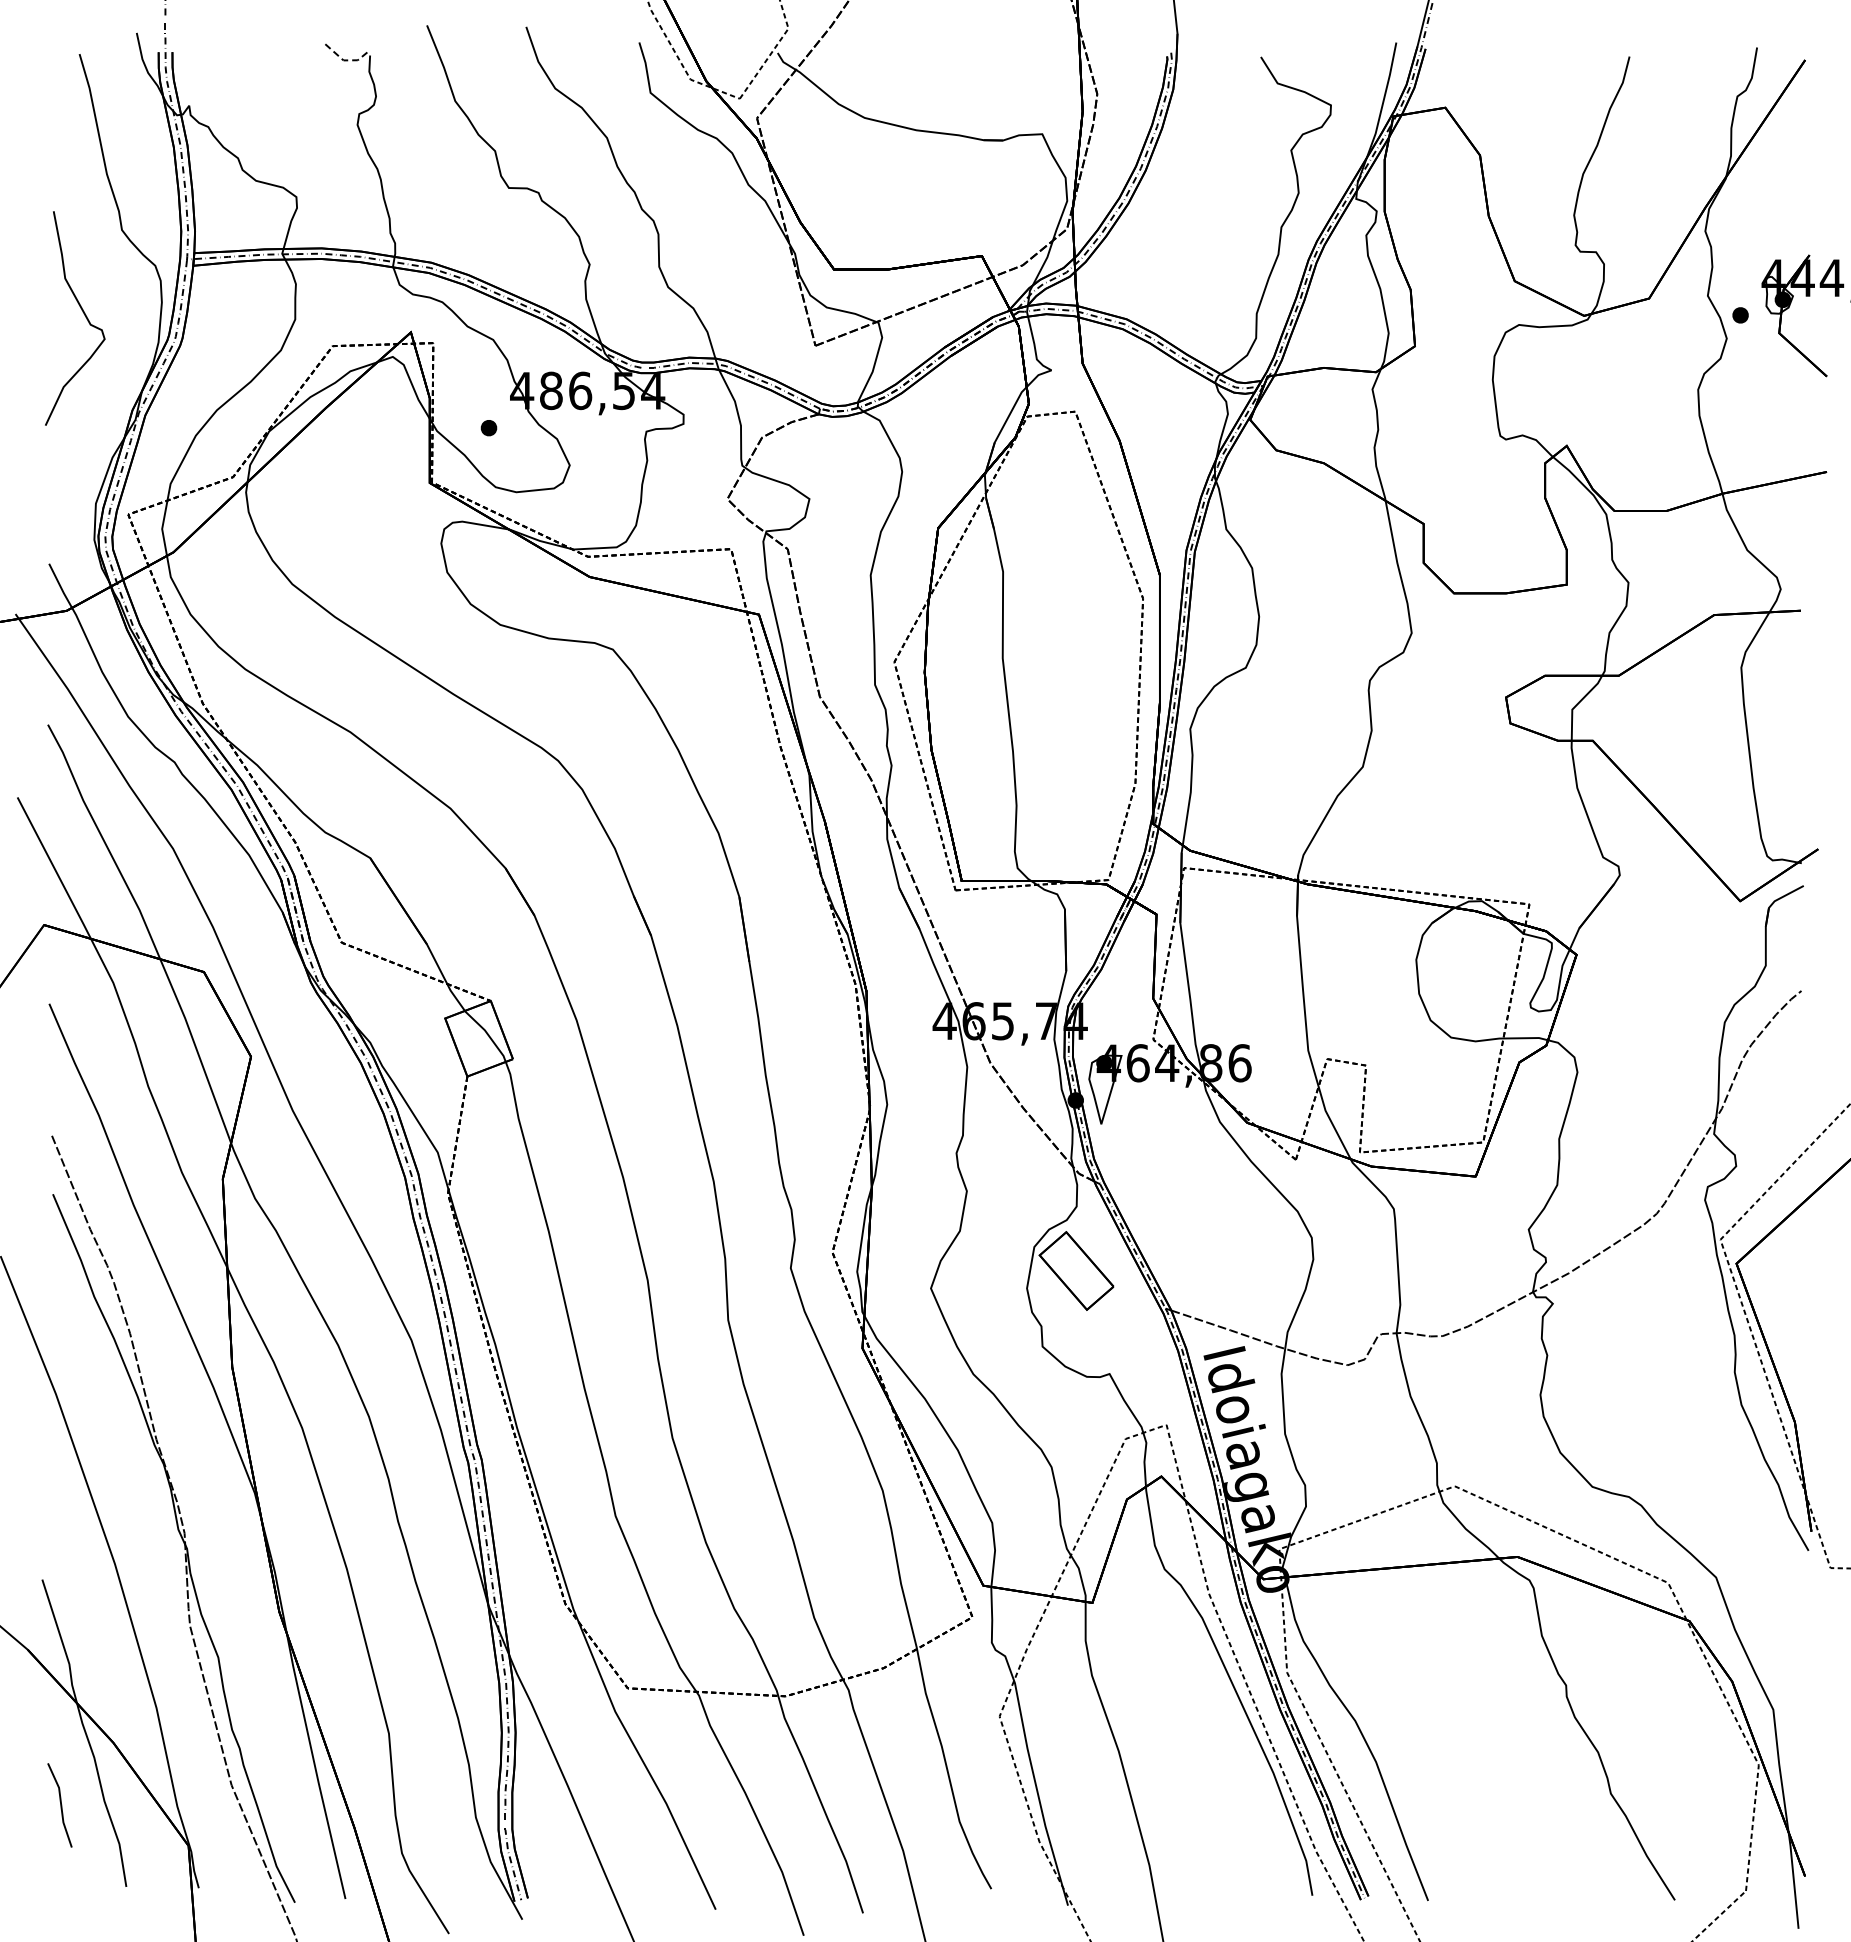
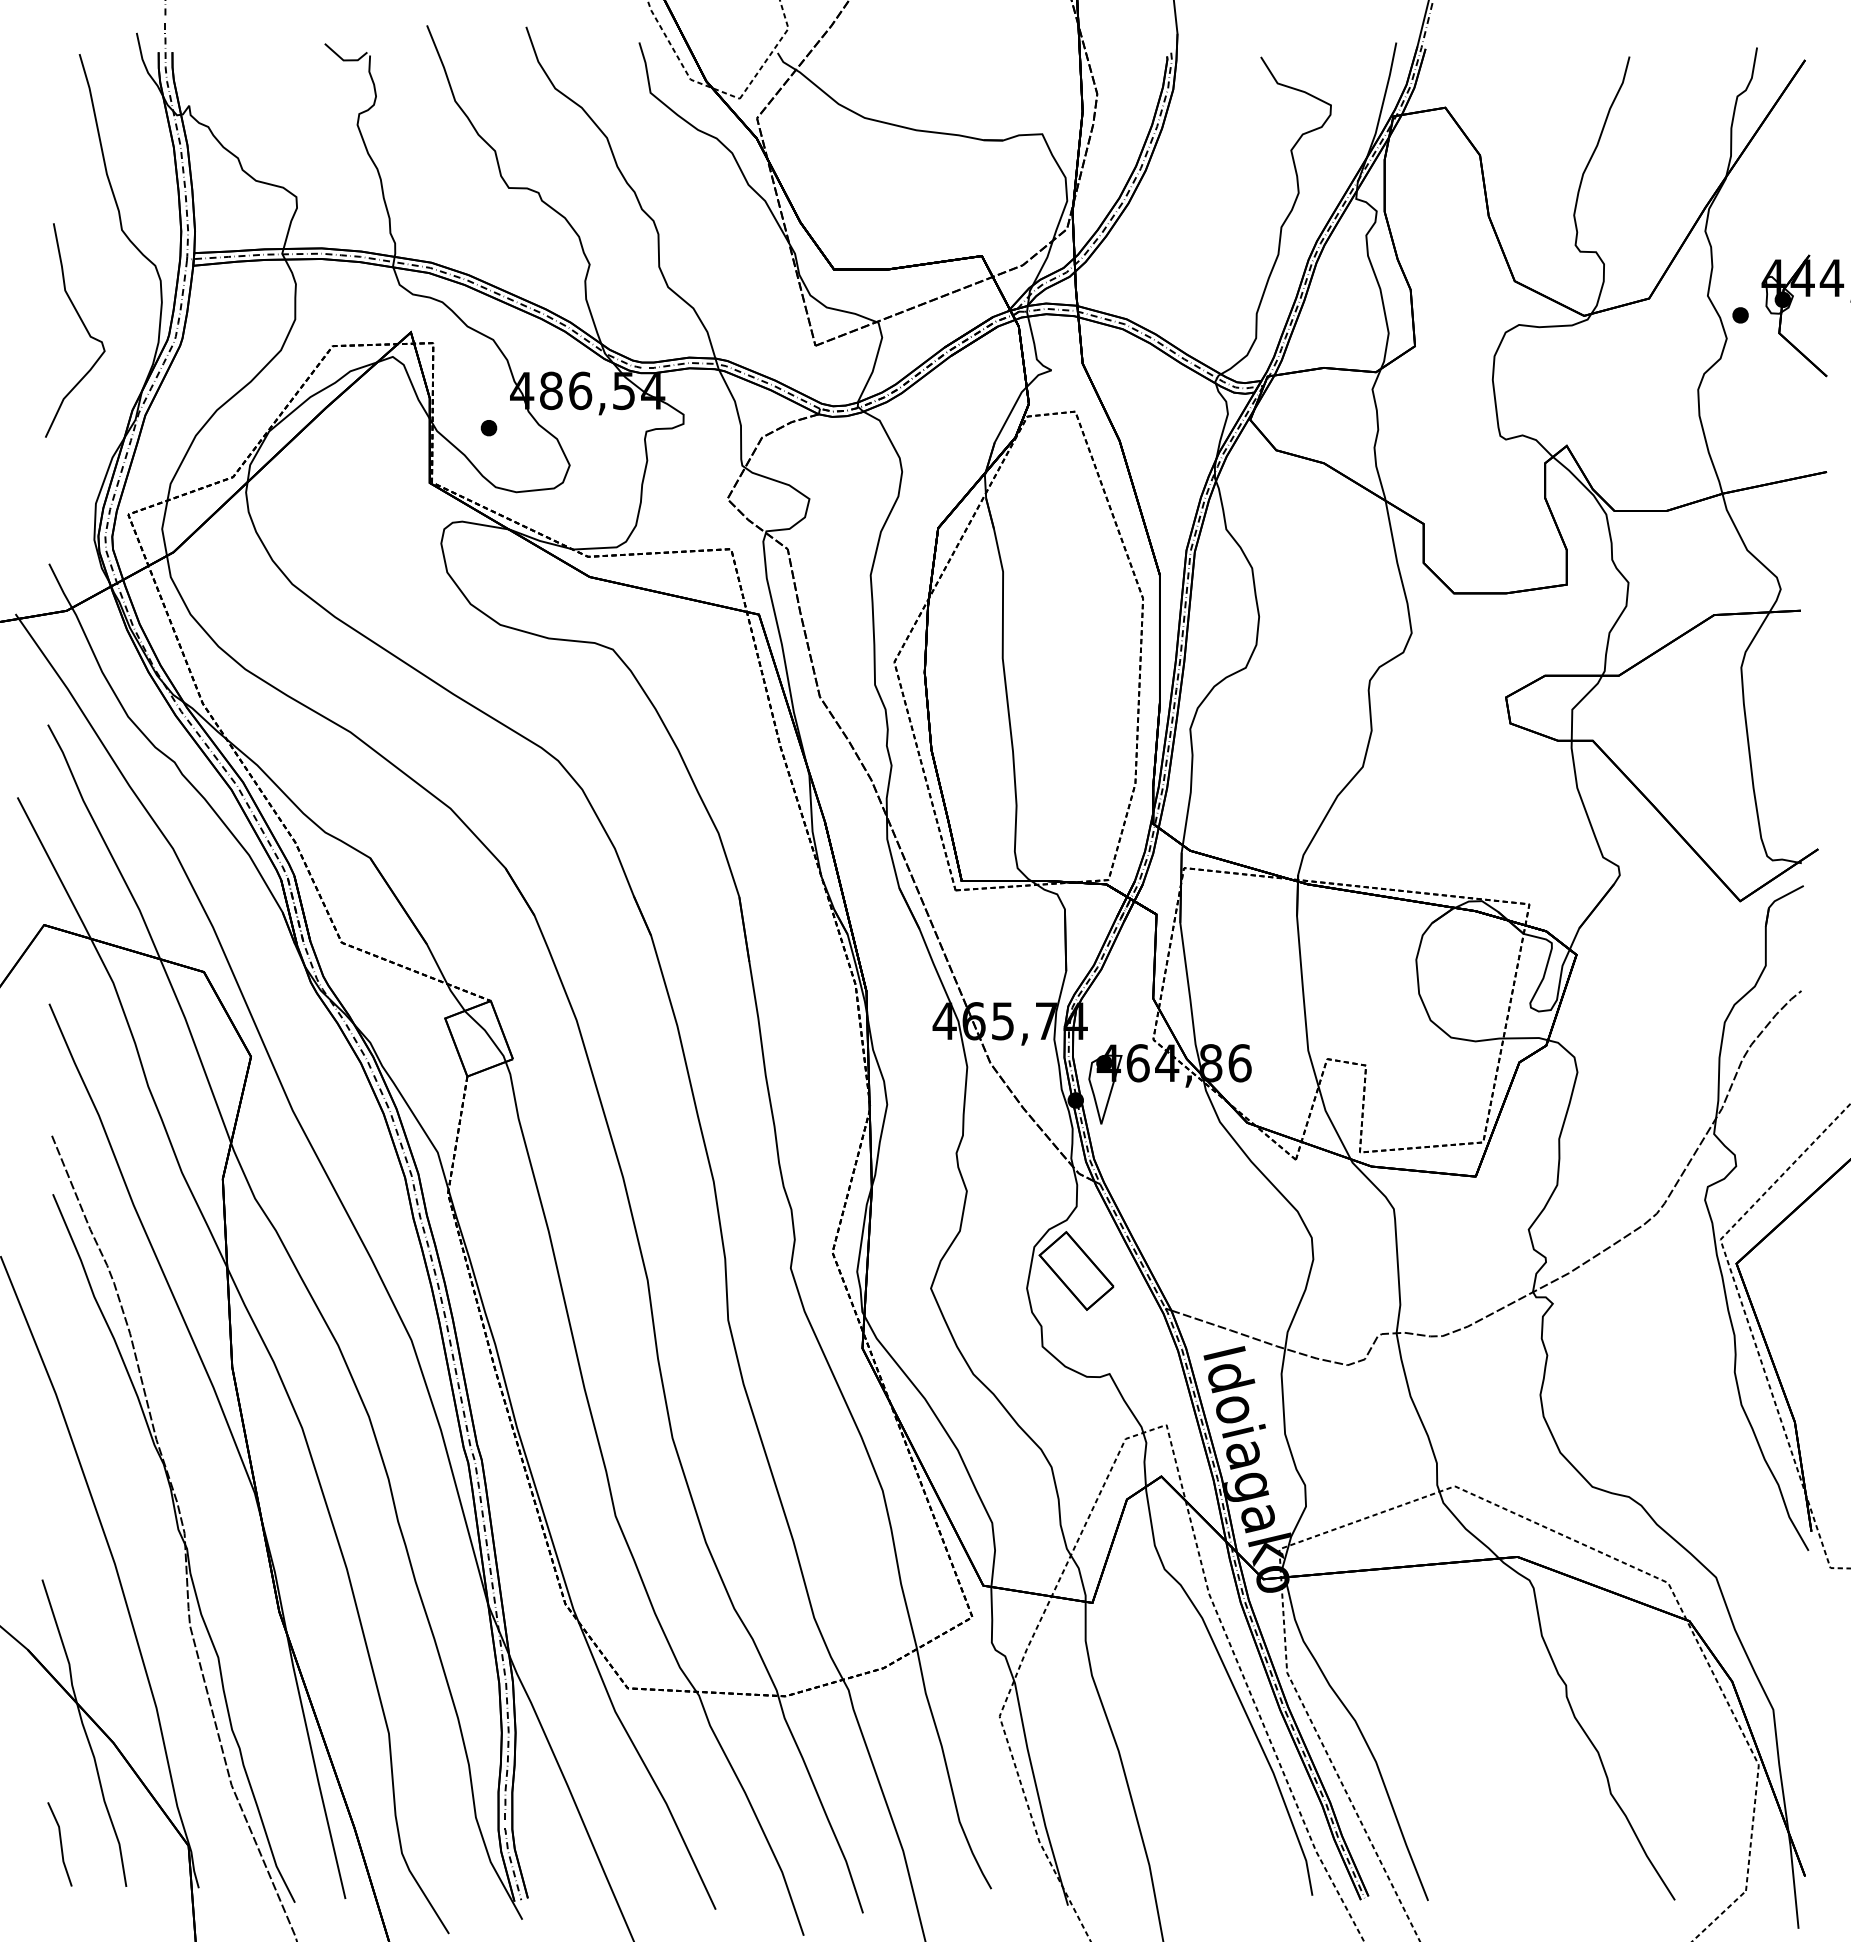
line: dashed -> solid (344, 60)
curve position: (82, 312) -> (82, 324) (82, 324)
line position: (60, 1805) -> (60, 1844) (60, 1844)
